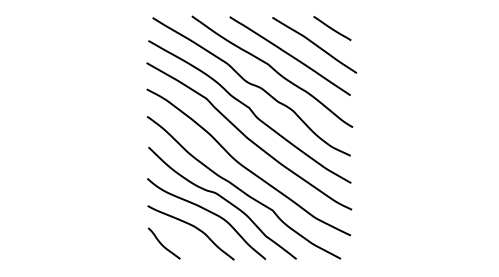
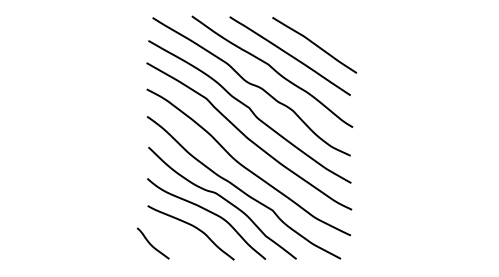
line: present -> none (332, 28)
curve position: (162, 243) -> (151, 243) (151, 243)
